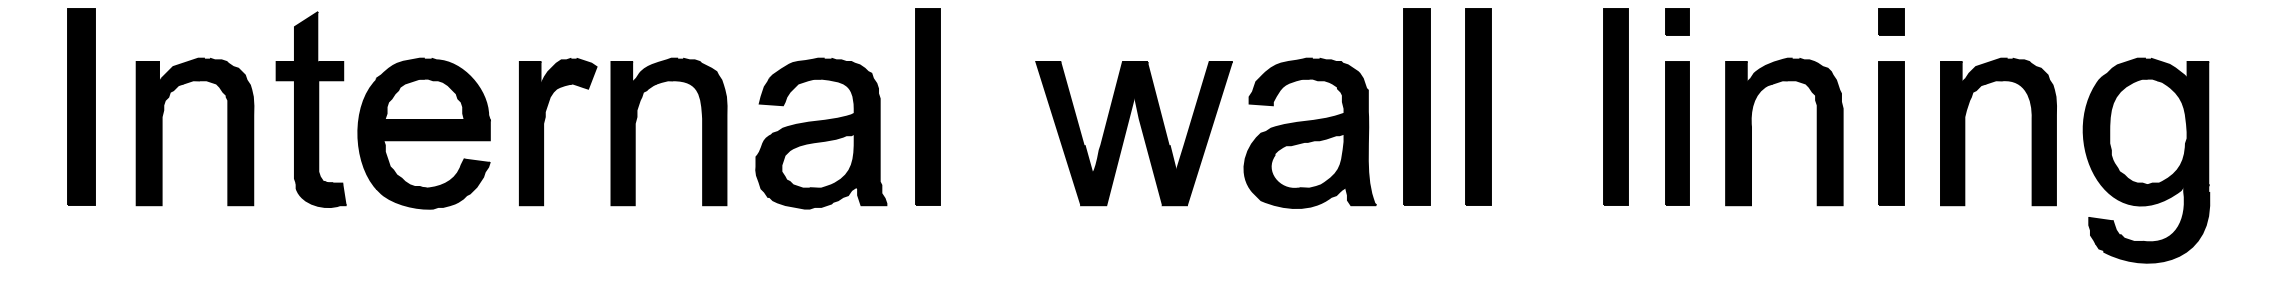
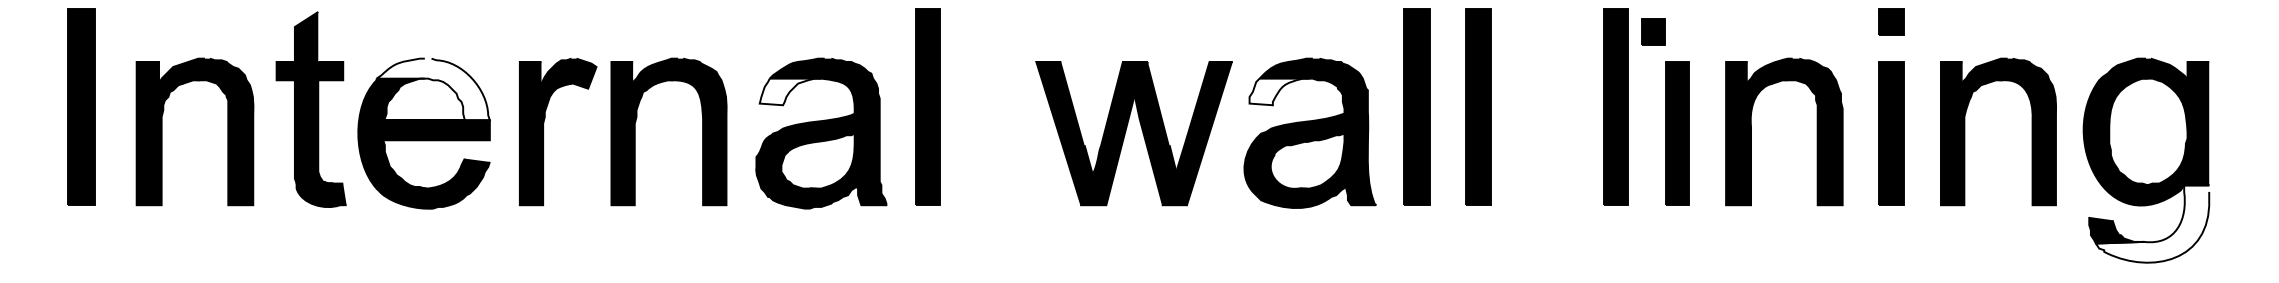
part position: (1677, 21) -> (1653, 31) (1653, 31)
fill: present -> none (432, 89)
fill: present -> none (790, 91)
fill: present -> none (1279, 91)
fill: present -> none (2152, 223)
